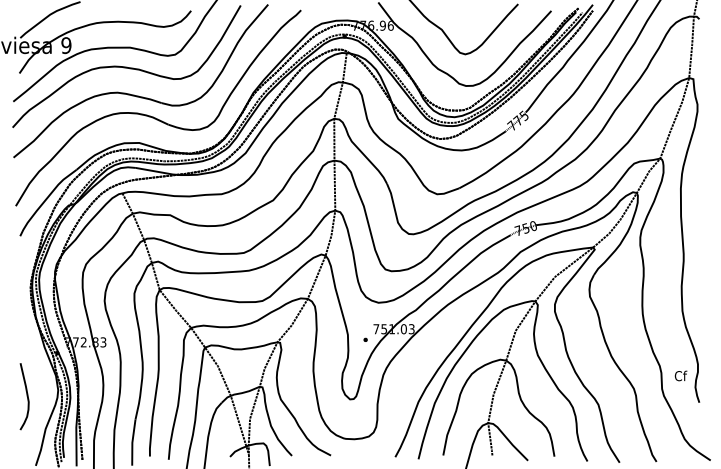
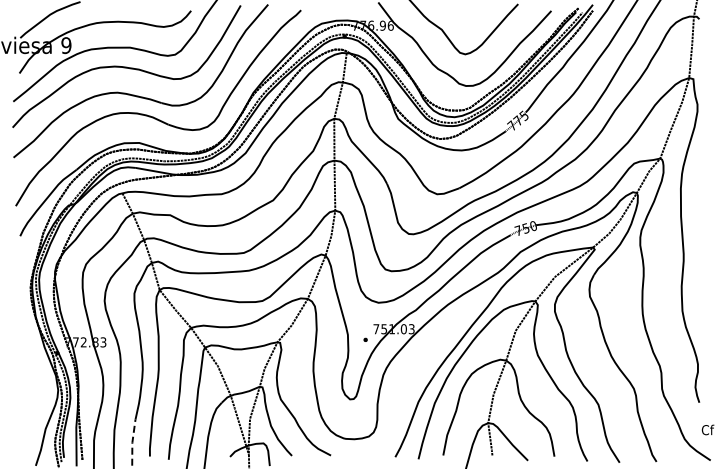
text position: (680, 375) -> (707, 429) (707, 429)
curve: present -> none (26, 396)
line: solid -> dashed (132, 442)
